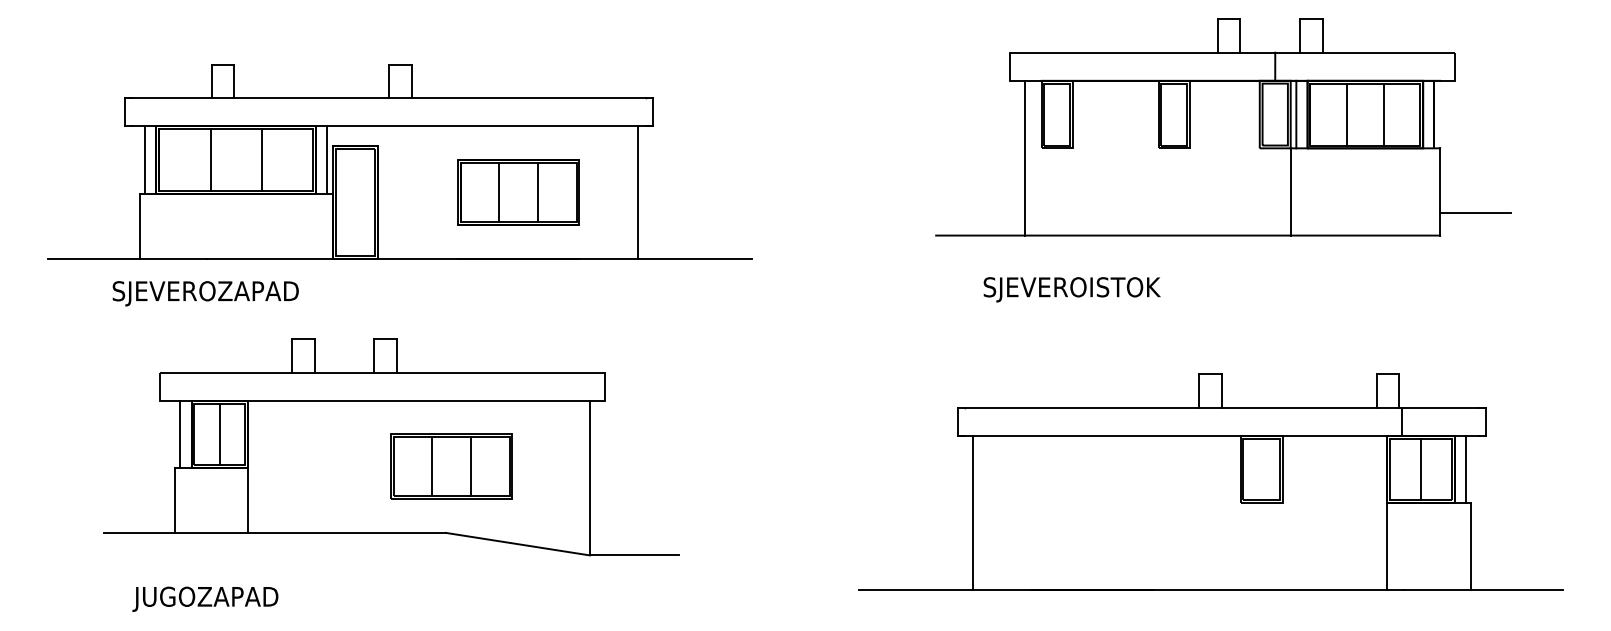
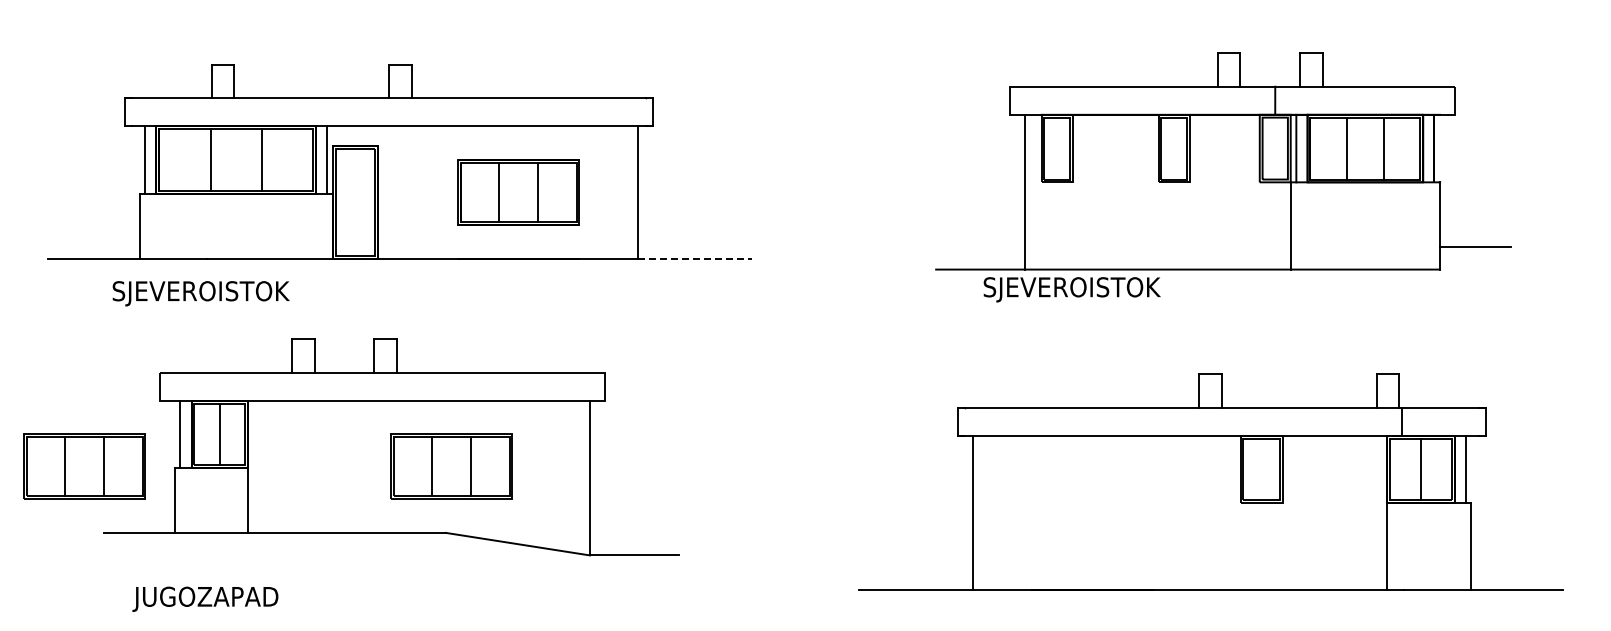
part position: (1223, 127) -> (1223, 161) (1223, 161)
line: solid -> dashed (695, 258)
text: SJEVEROZAPAD -> SJEVEROISTOK (258, 291)
part: none -> present (84, 466)
